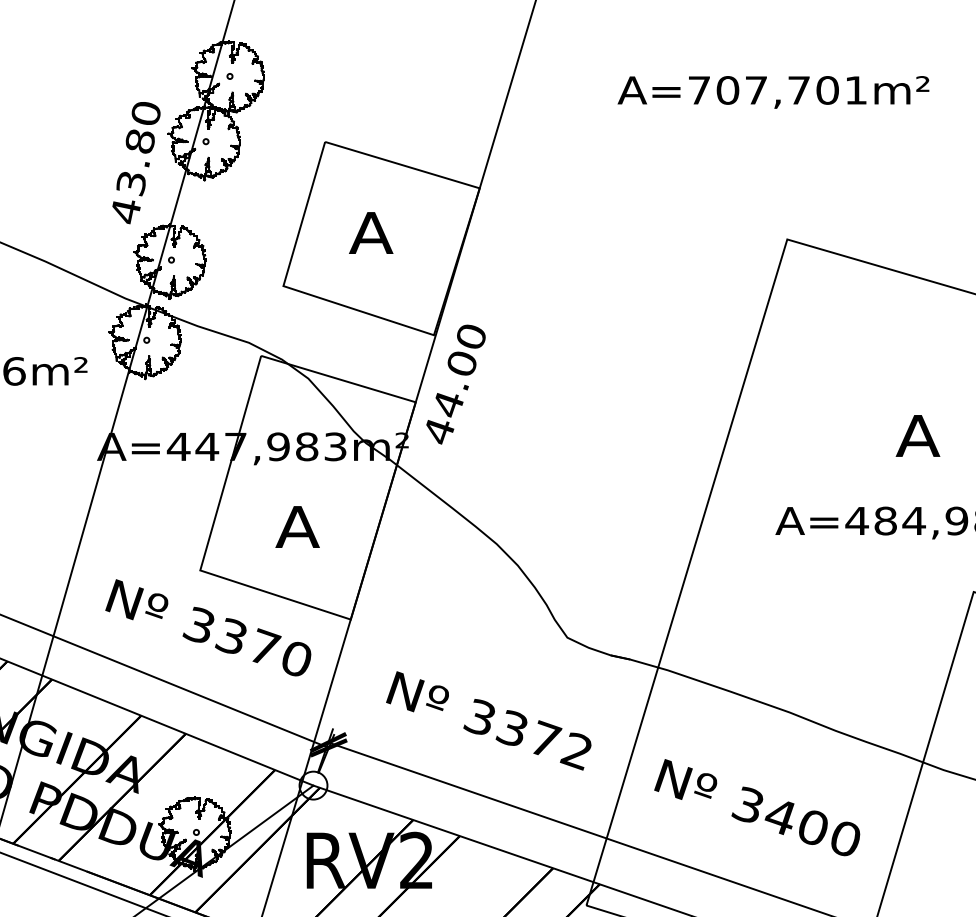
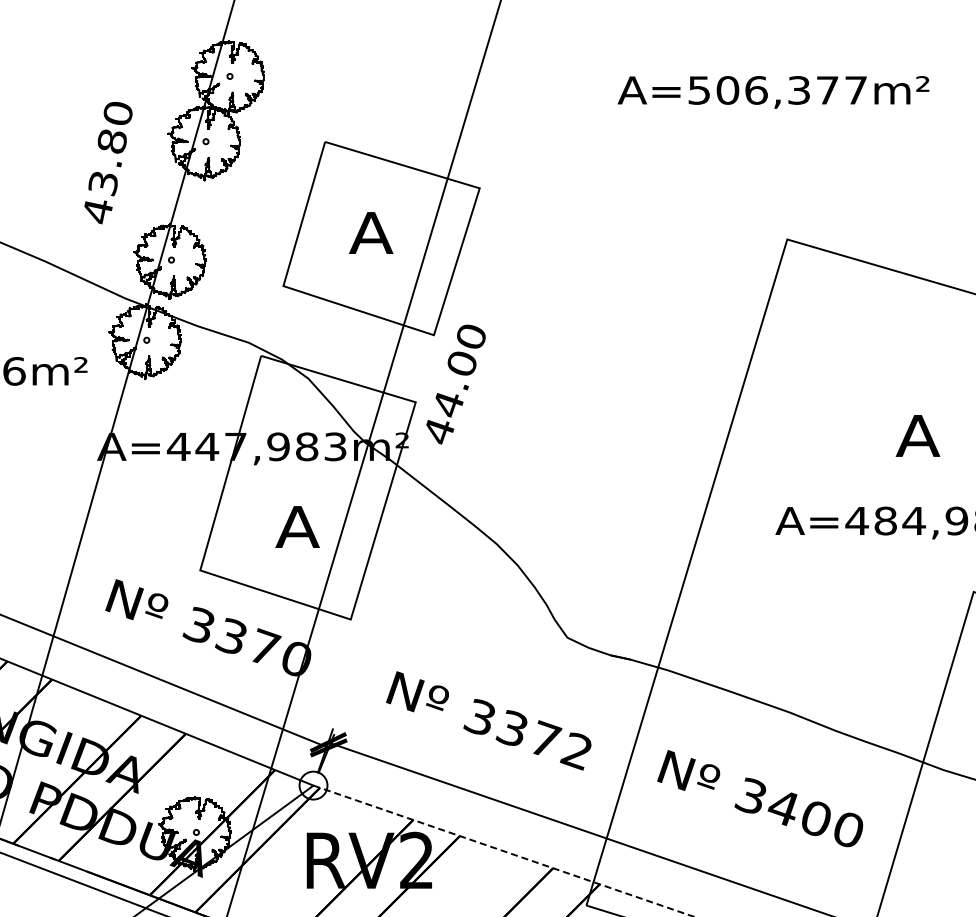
text: A=707,701m² -> A=506,377m² (777, 90)
text position: (136, 163) -> (108, 163) (108, 163)
line position: (398, 457) -> (363, 457) (363, 457)
text position: (757, 807) -> (760, 798) (760, 798)
line: solid -> dashed (504, 851)
